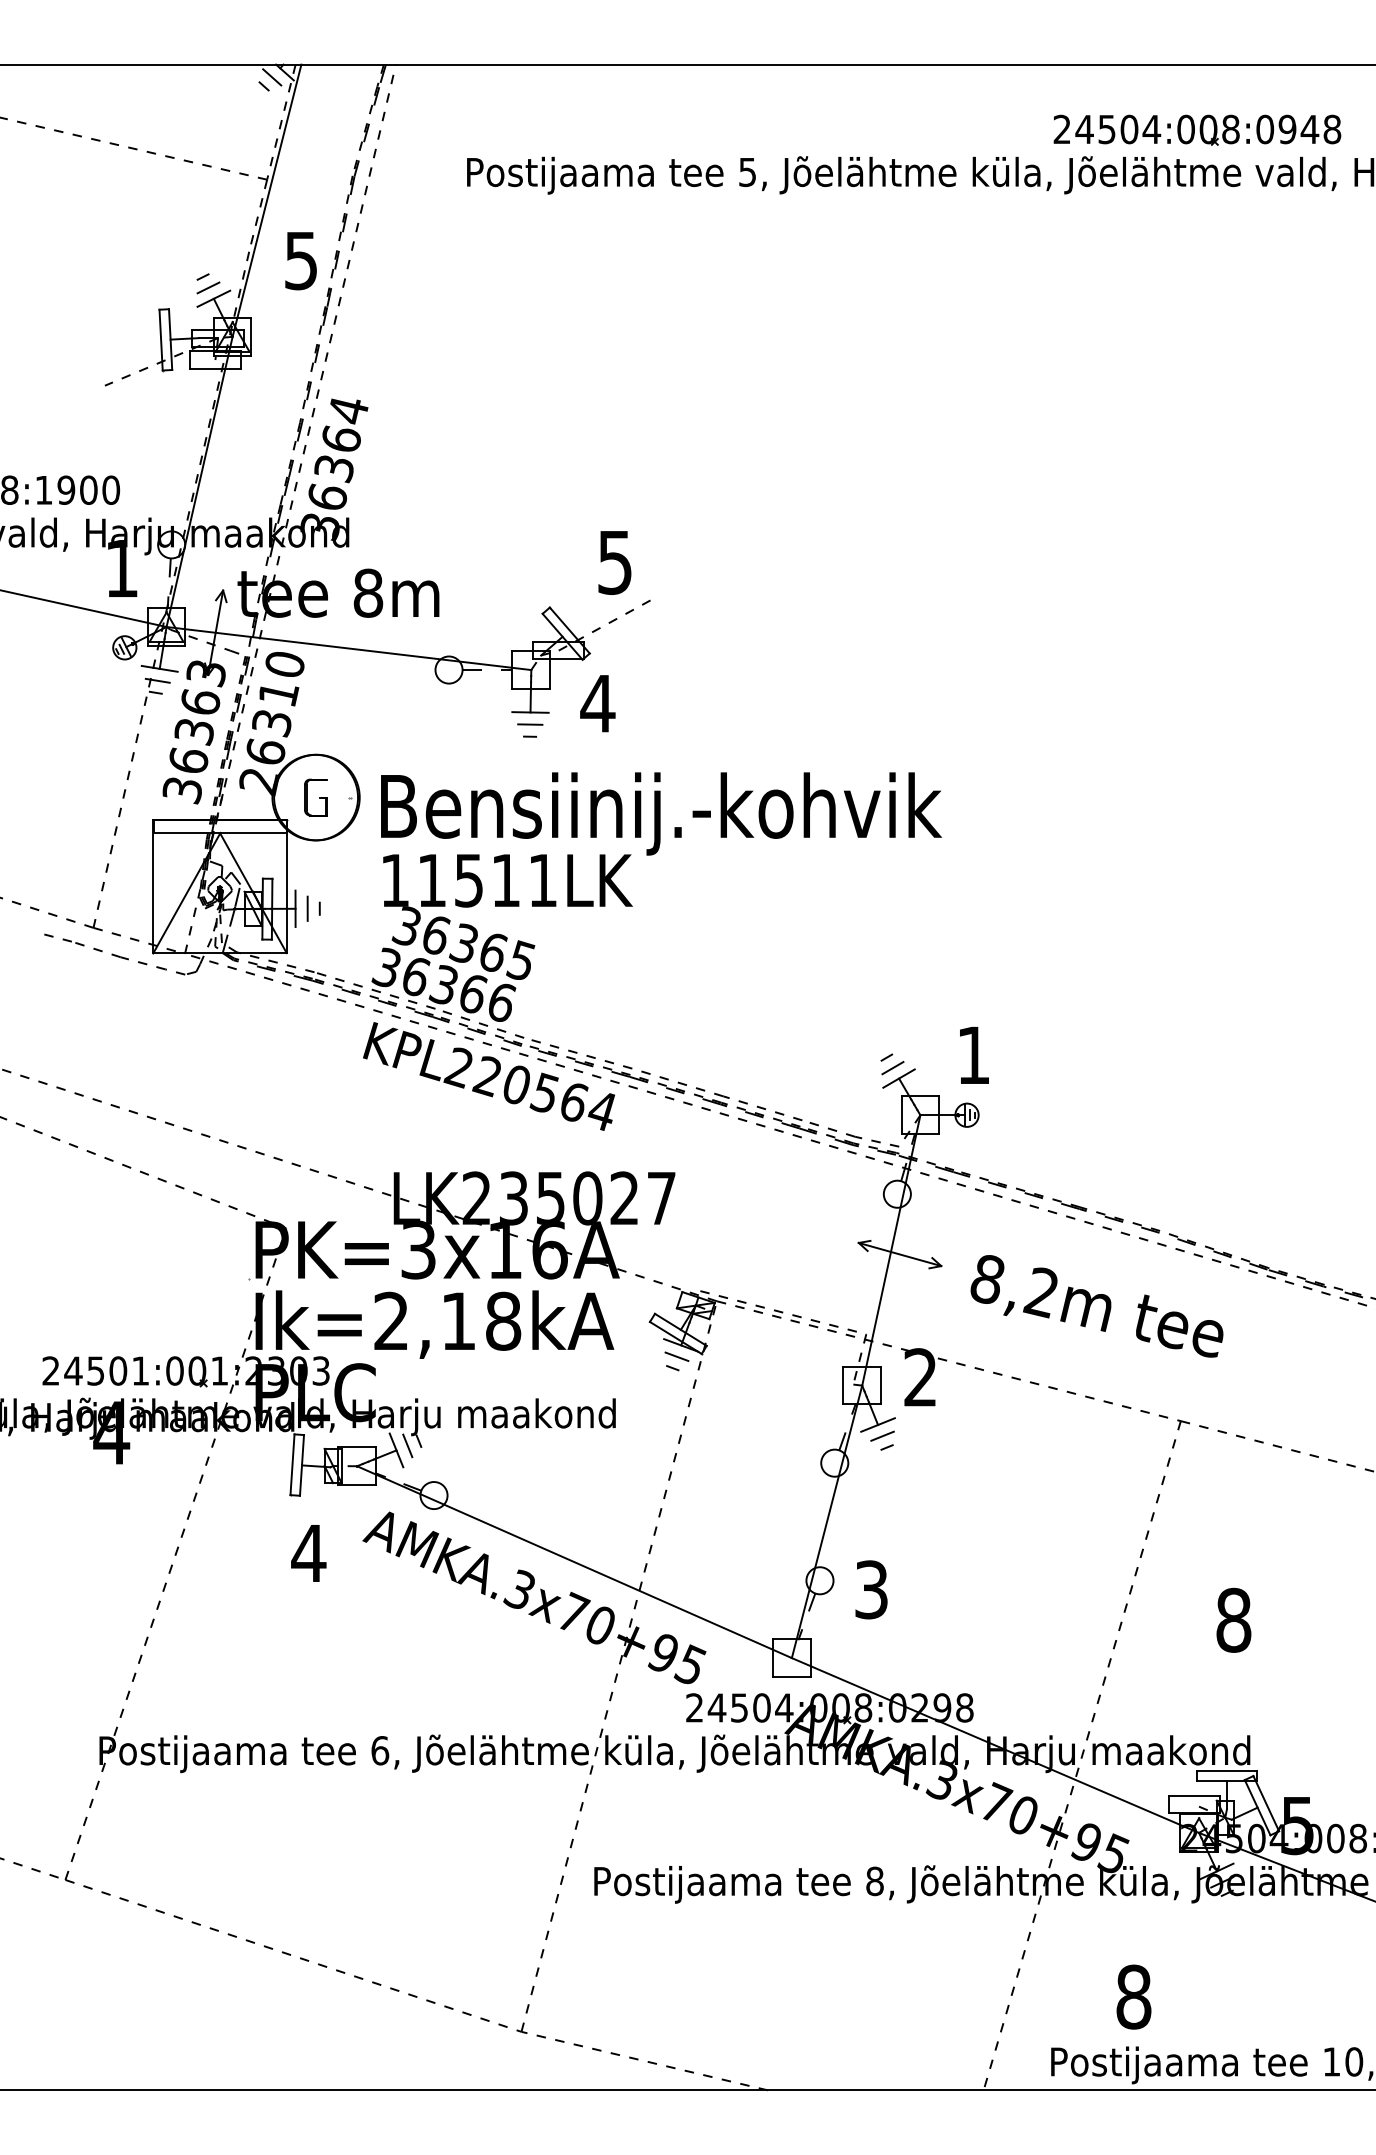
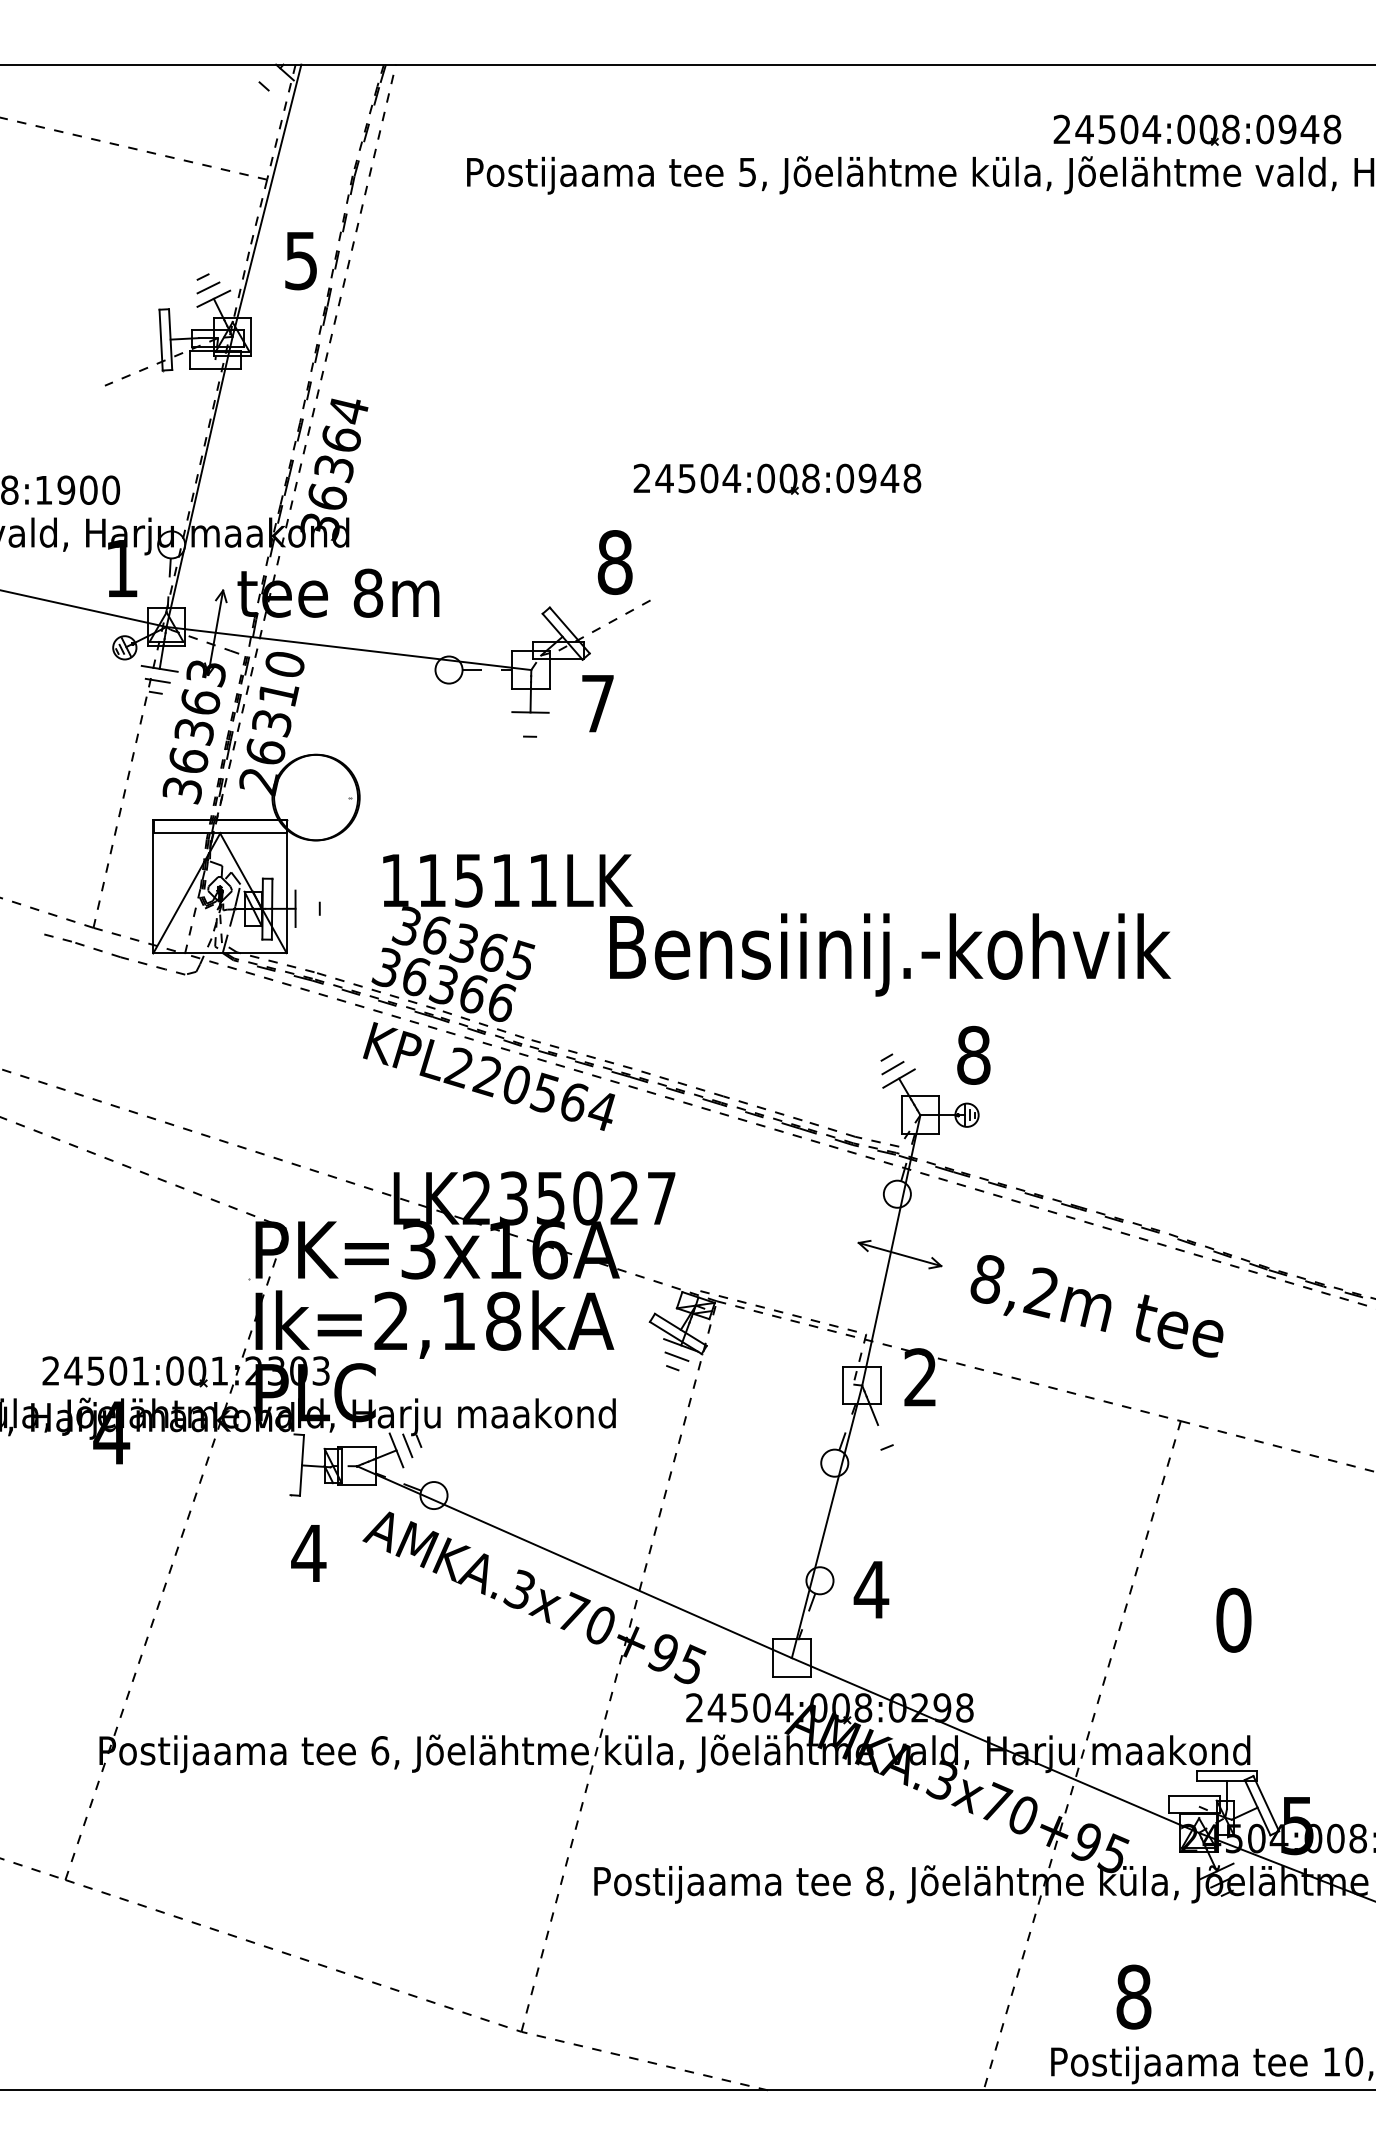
line: present -> none (272, 77)
part: none -> present (777, 478)
text: 5 -> 8 (614, 562)
text: 4 -> 7 (597, 703)
line: present -> none (530, 724)
part: present -> none (315, 797)
text position: (661, 813) -> (890, 954) (890, 954)
line: present -> none (307, 908)
text: 1 -> 8 (973, 1054)
line: present -> none (877, 1424)
line: present -> none (882, 1435)
line: present -> none (292, 1464)
text: 3 -> 4 (871, 1589)
text: 8 -> 0 (1233, 1620)
